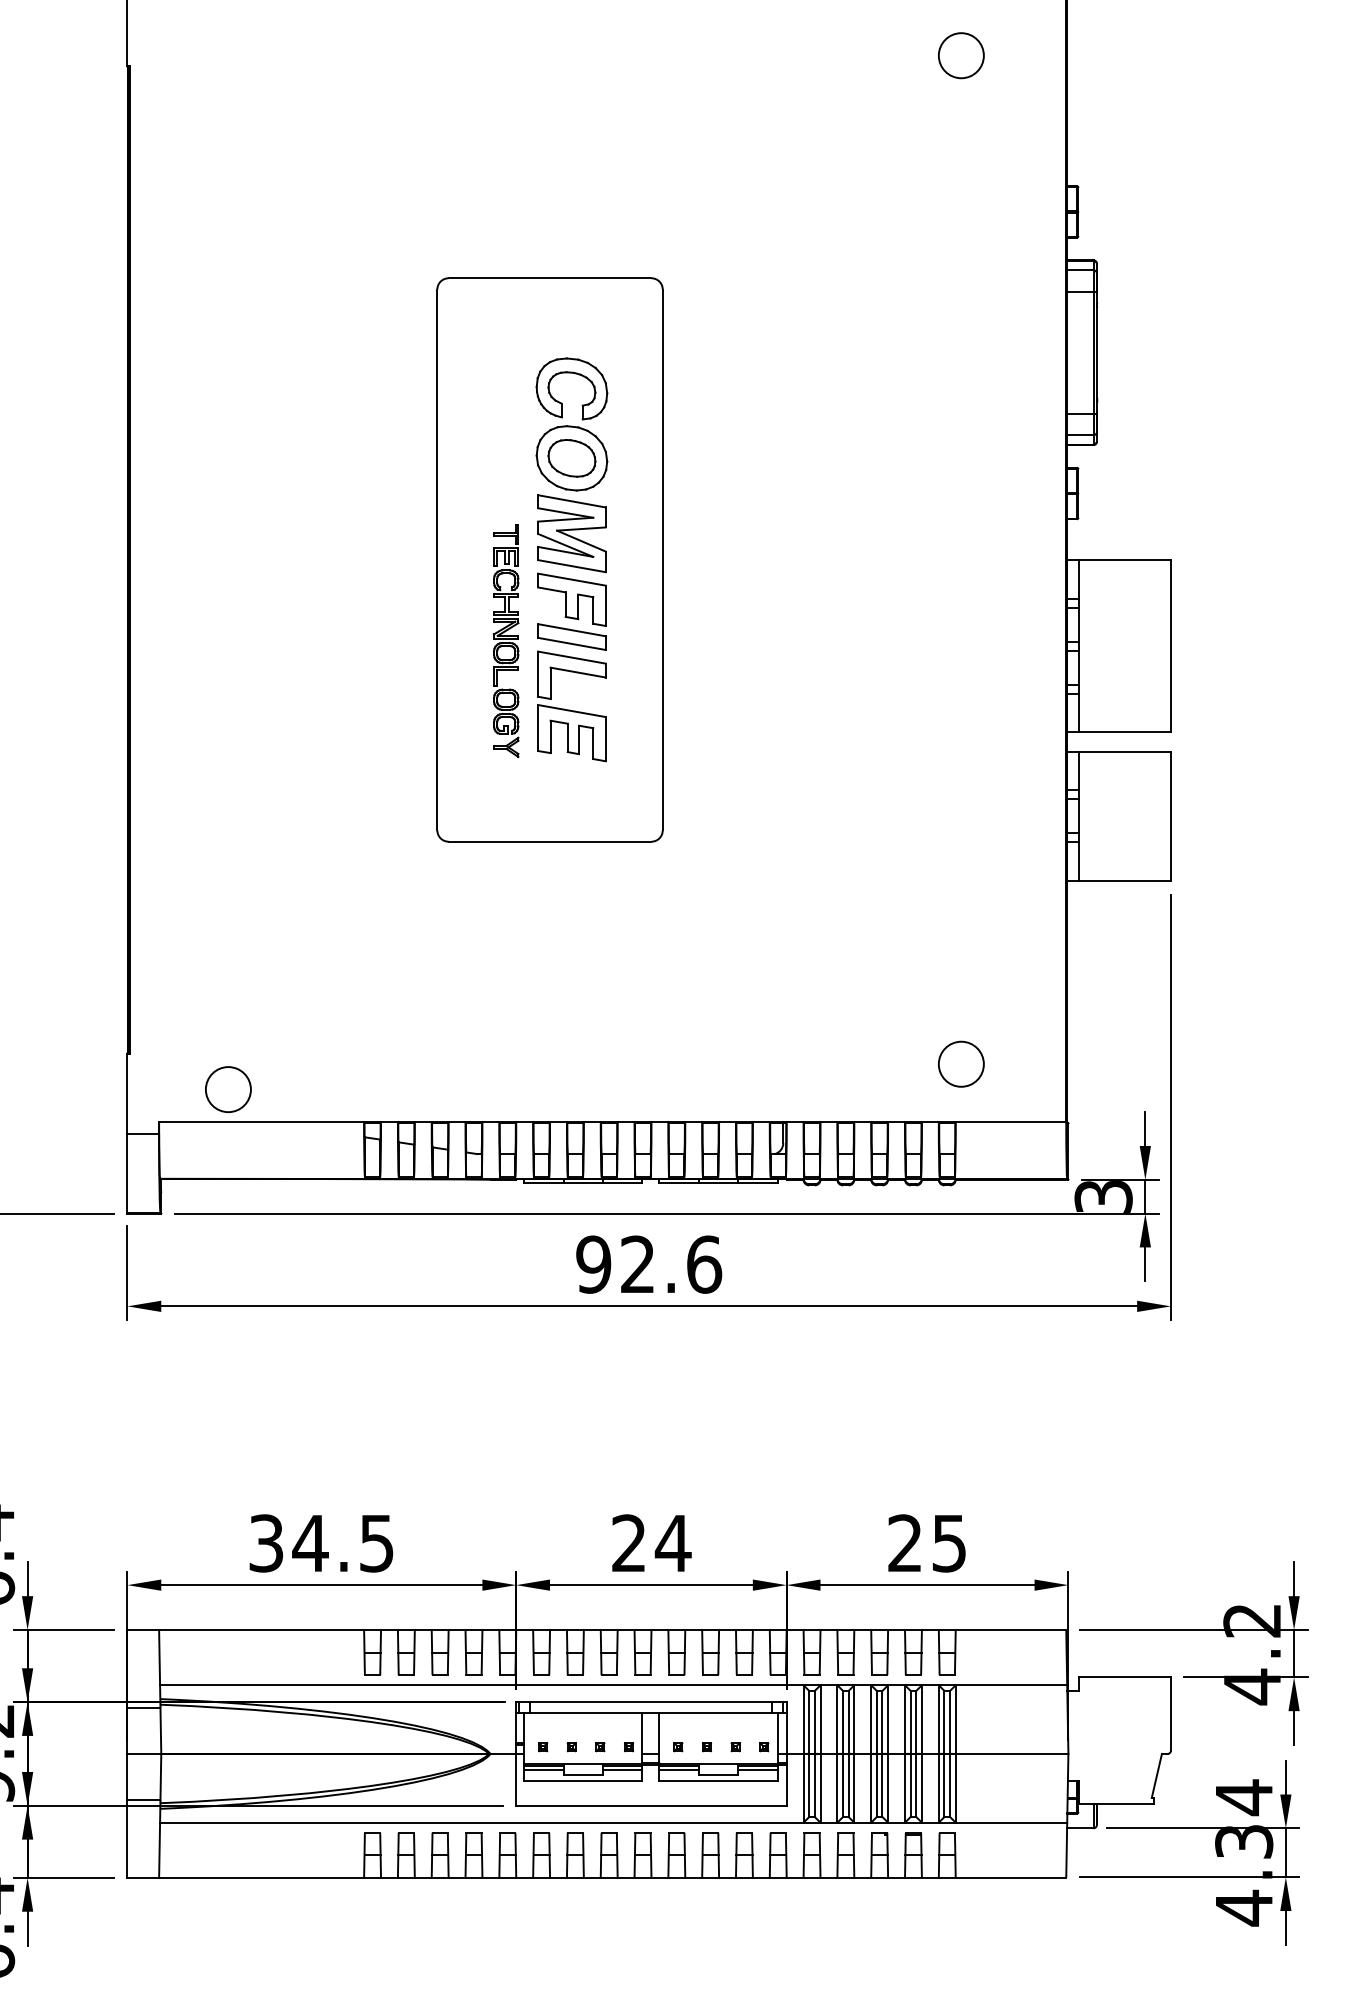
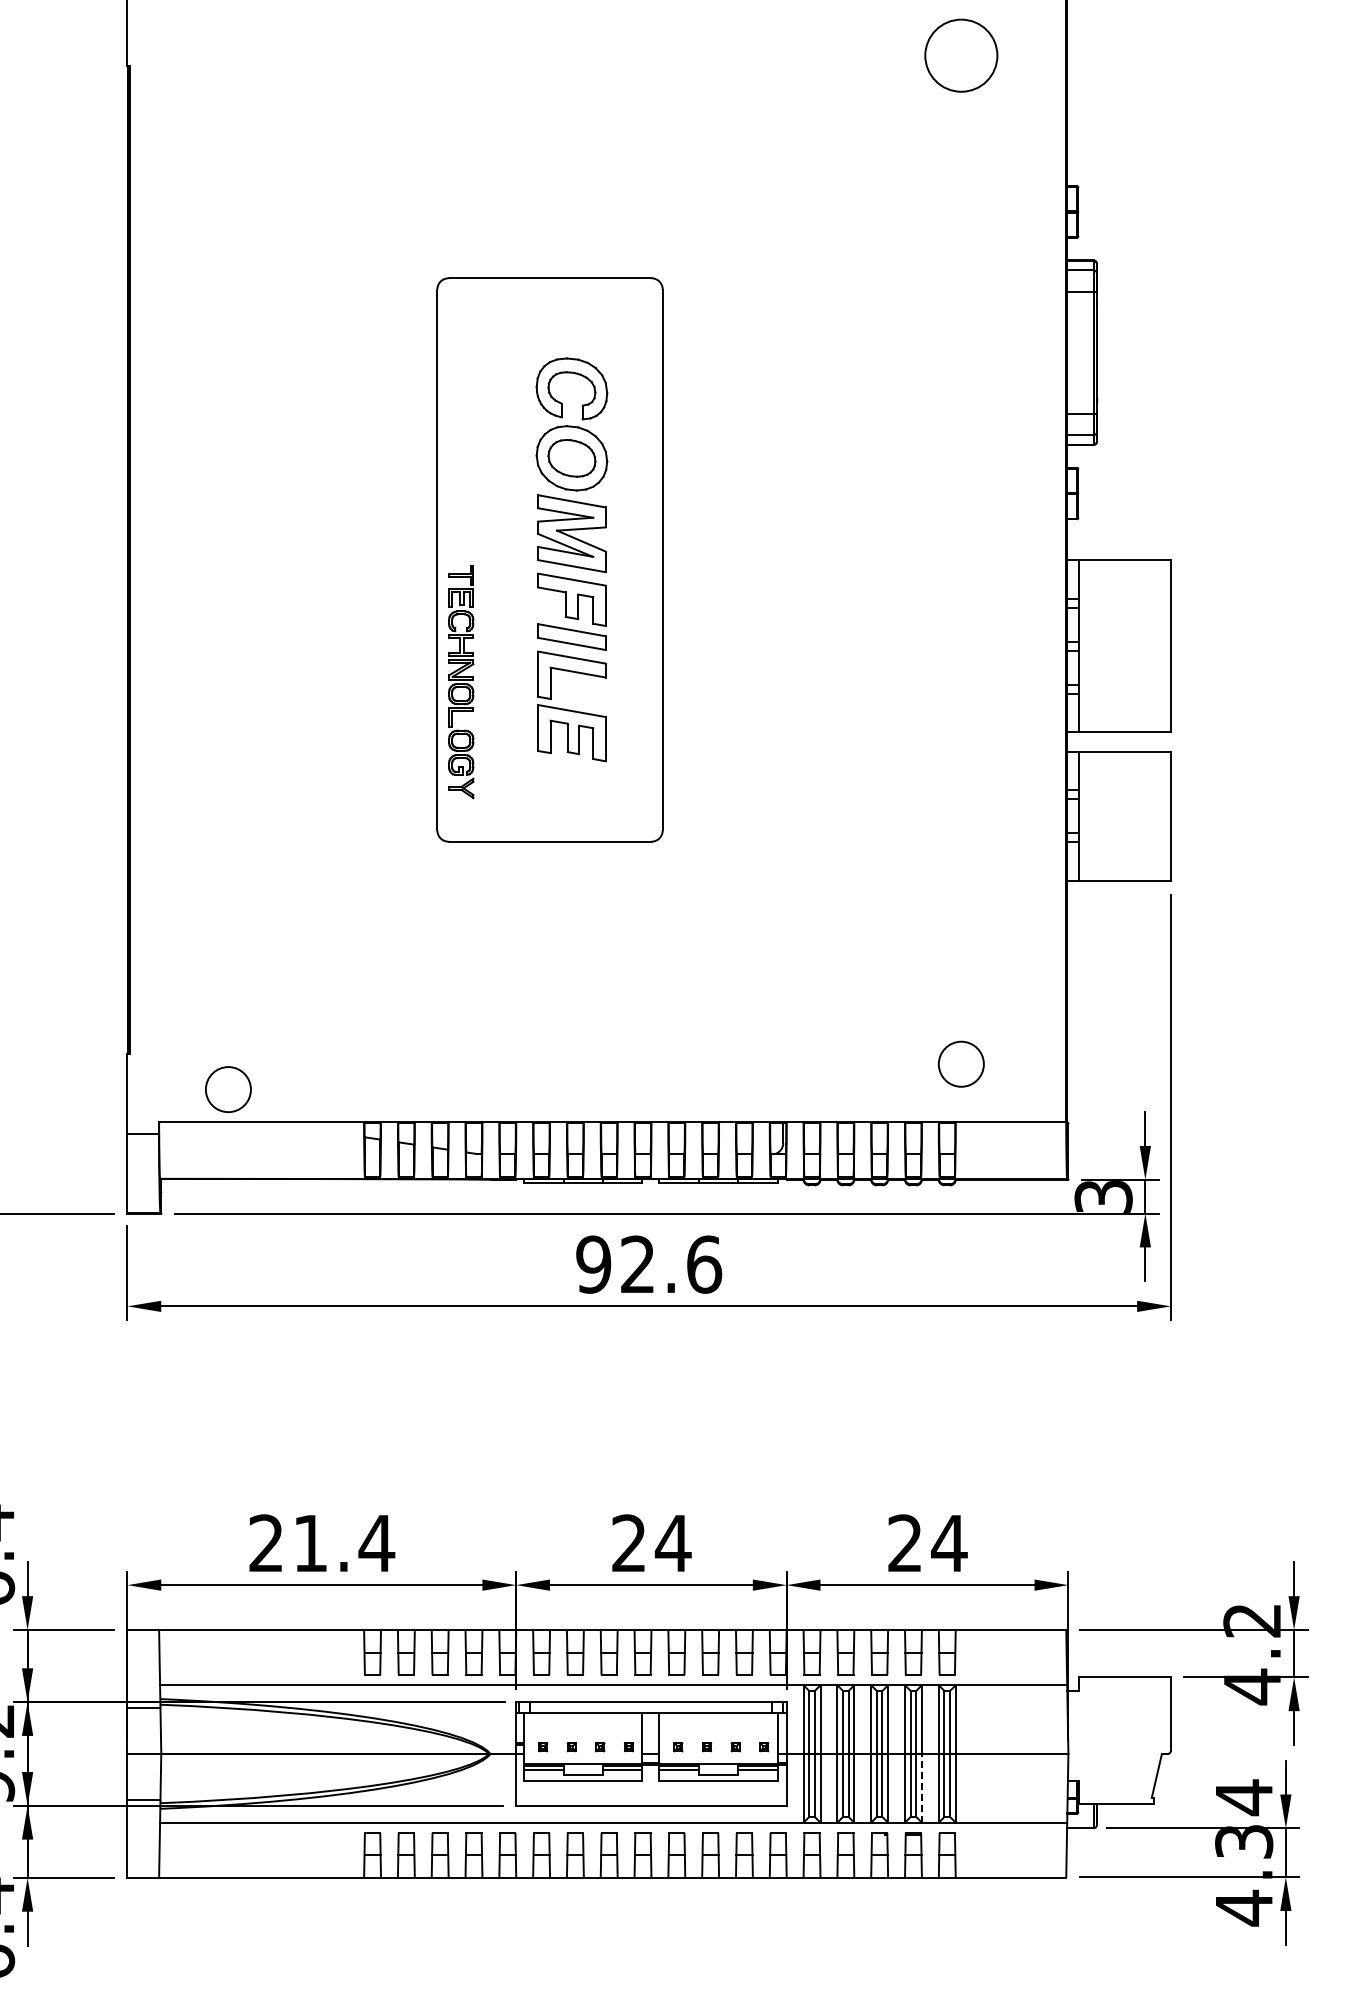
circle diameter: 45 px -> 72 px (961, 55)
part position: (506, 641) -> (461, 682) (461, 682)
text: 34.5 -> 21.4 (322, 1543)
text: 25 -> 24 (949, 1543)
line: solid -> dashed (921, 1787)
